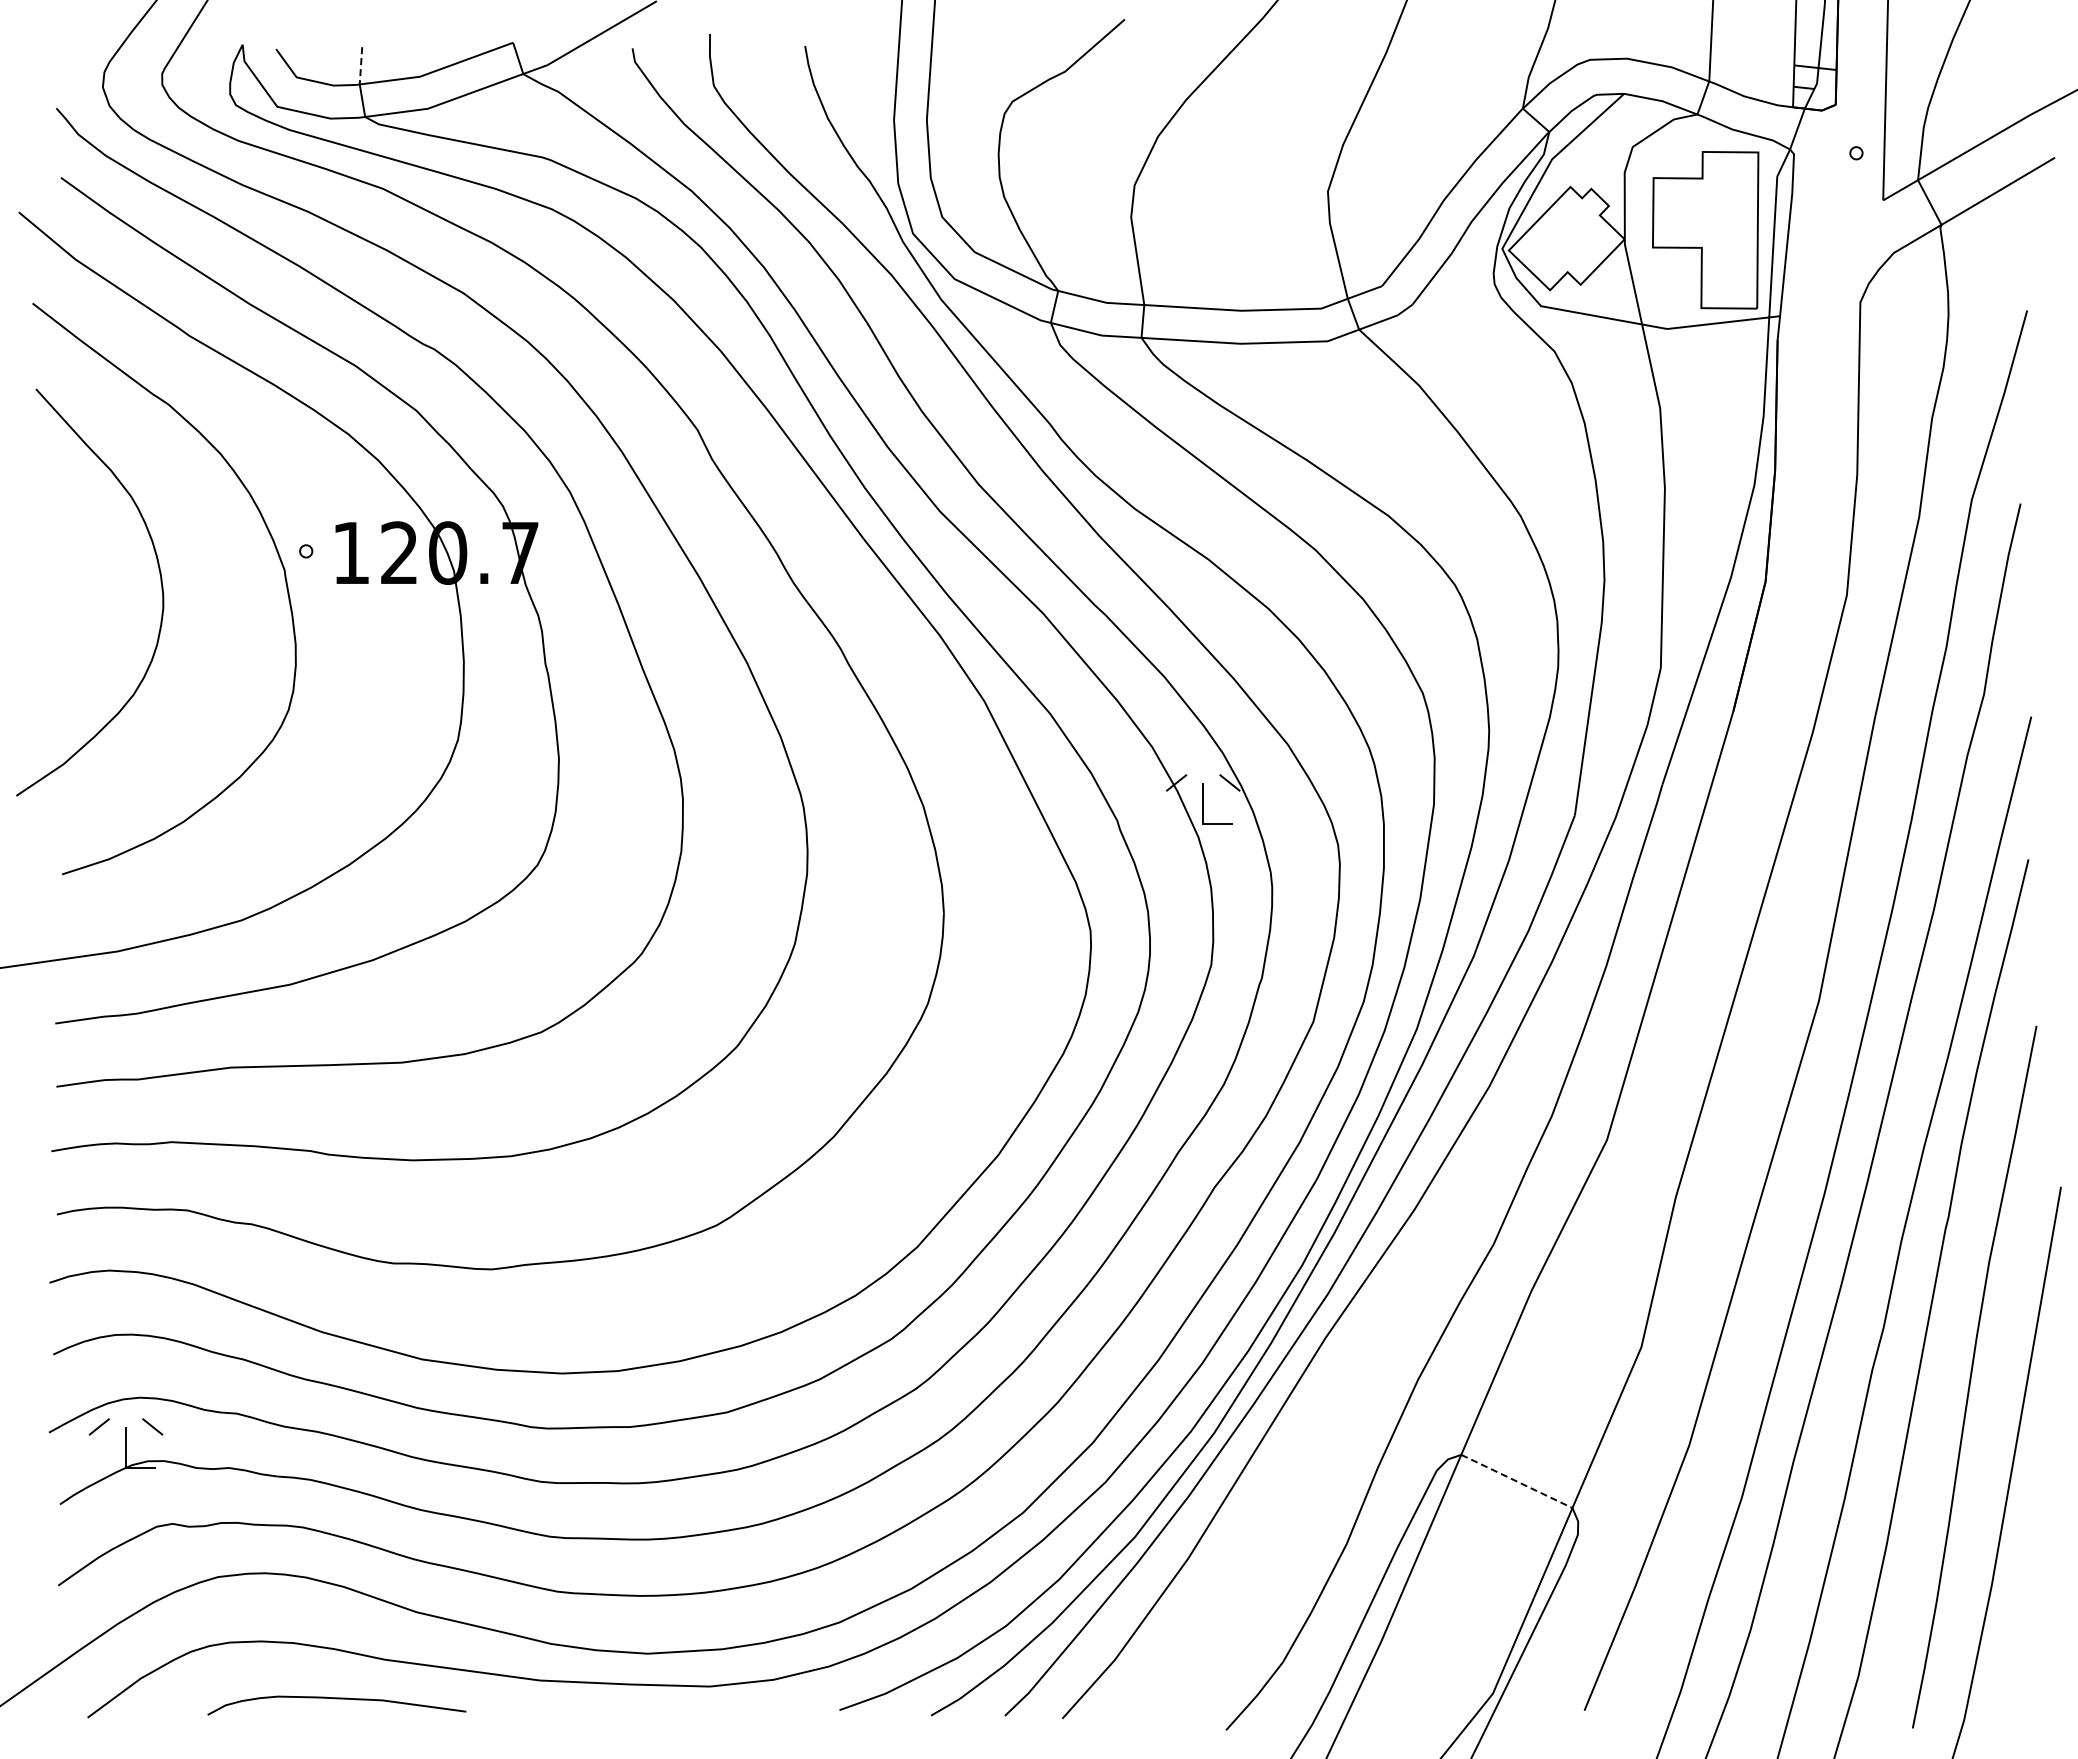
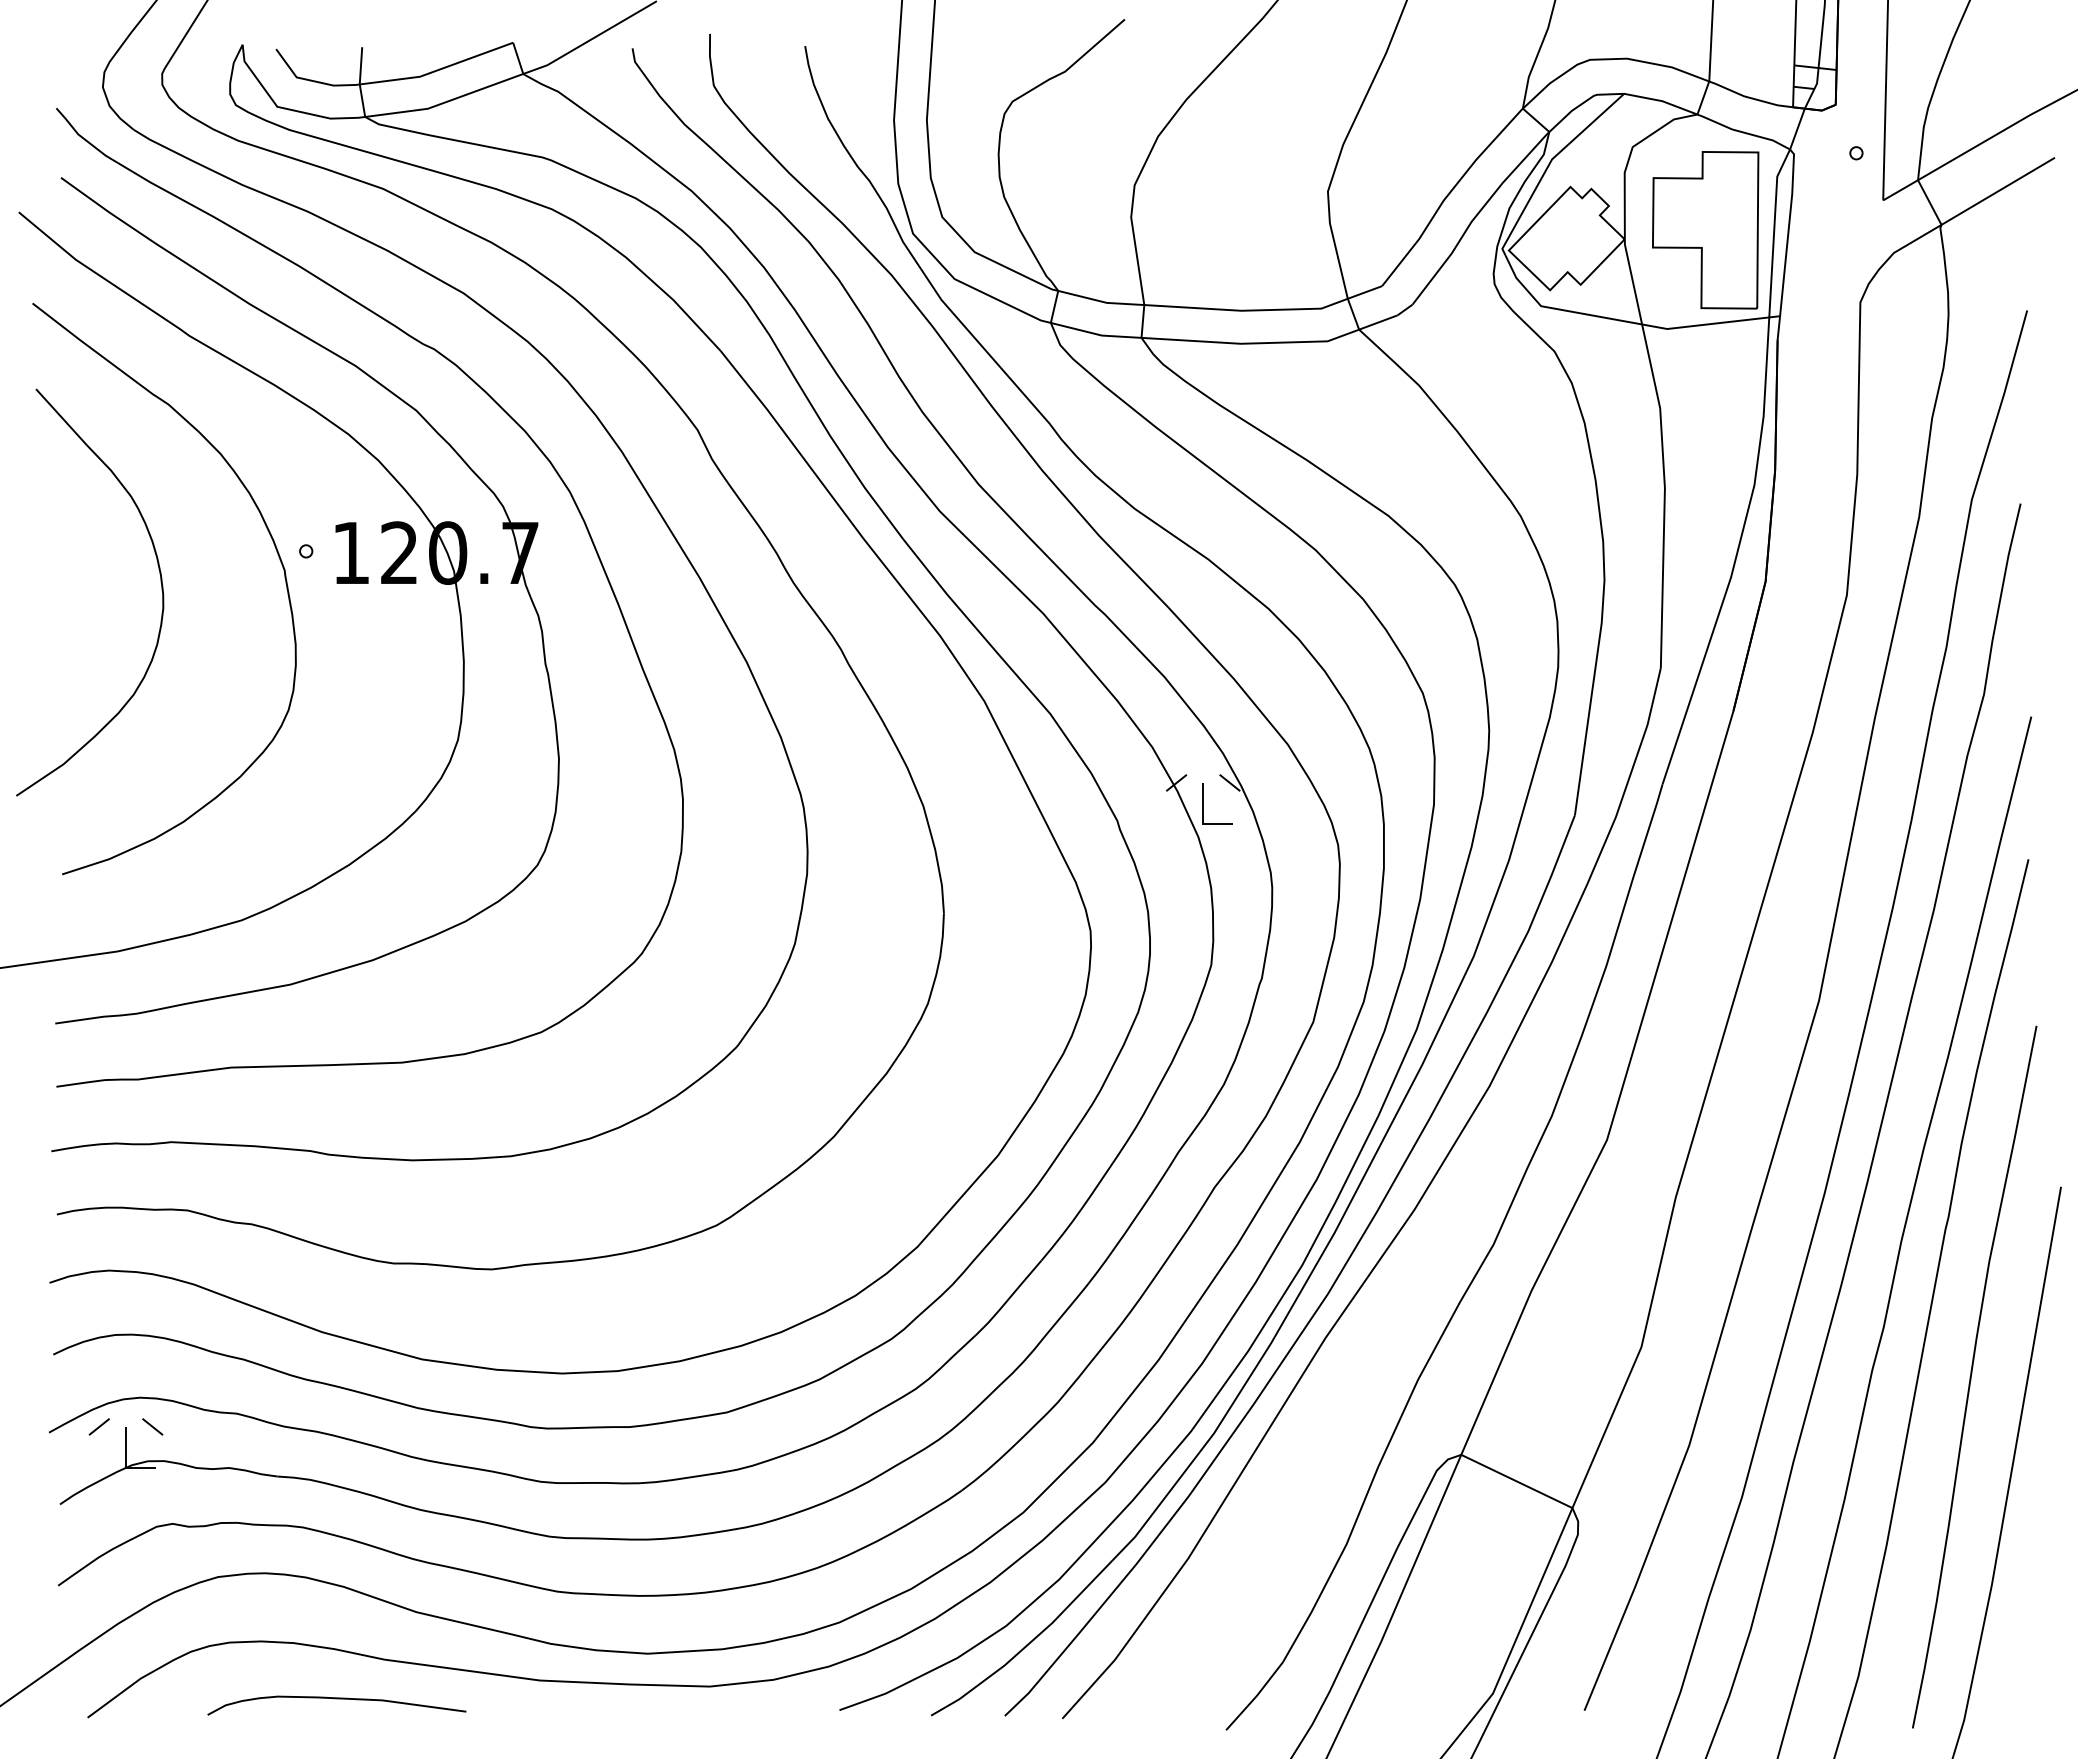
line: dashed -> solid (361, 65)
line: dashed -> solid (1516, 1481)
